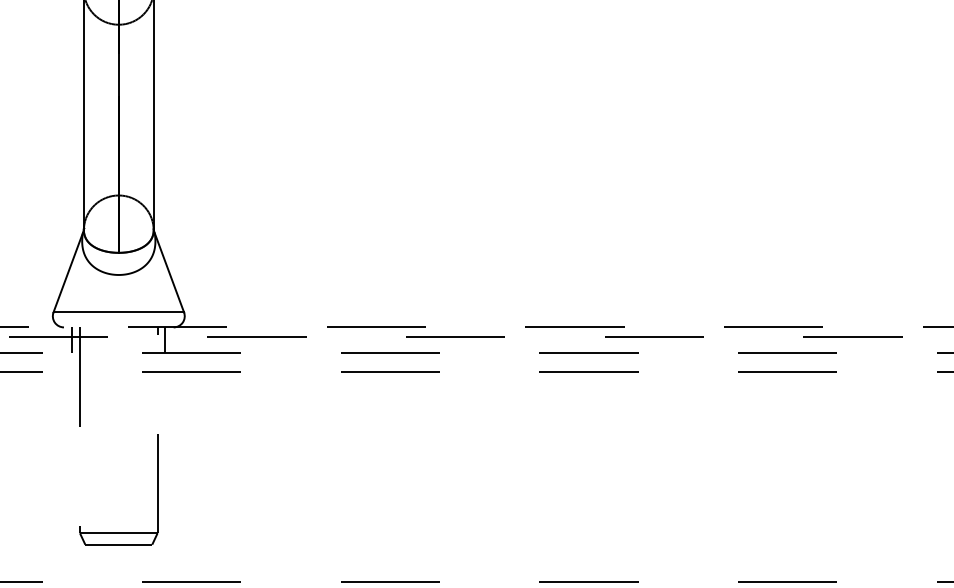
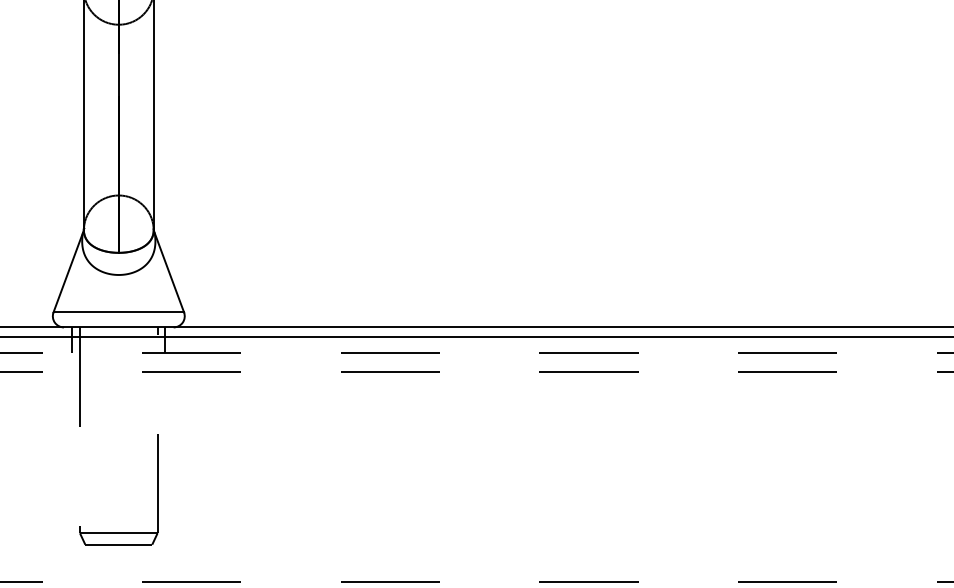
line: dashed -> solid (477, 327)
line: dashed -> solid (476, 336)
